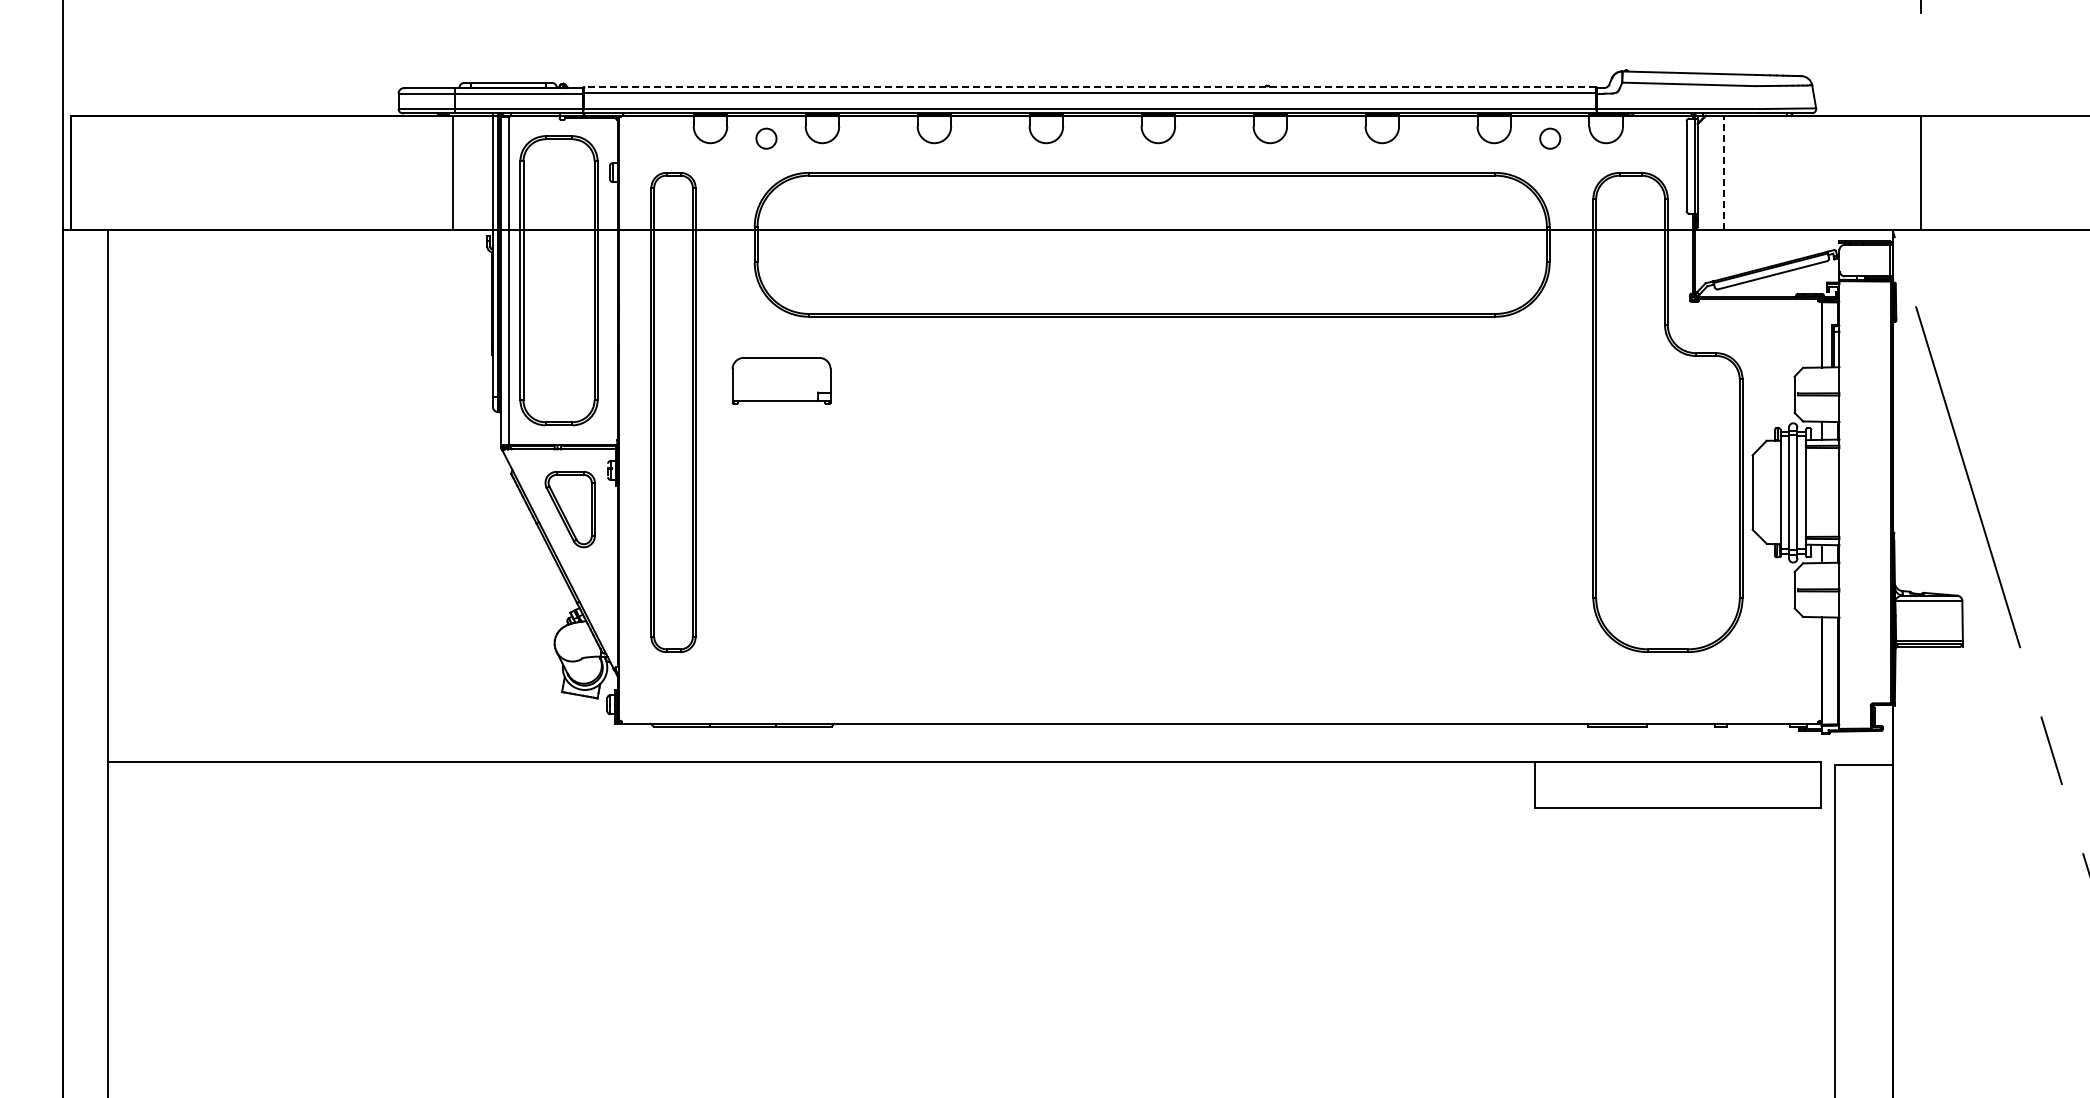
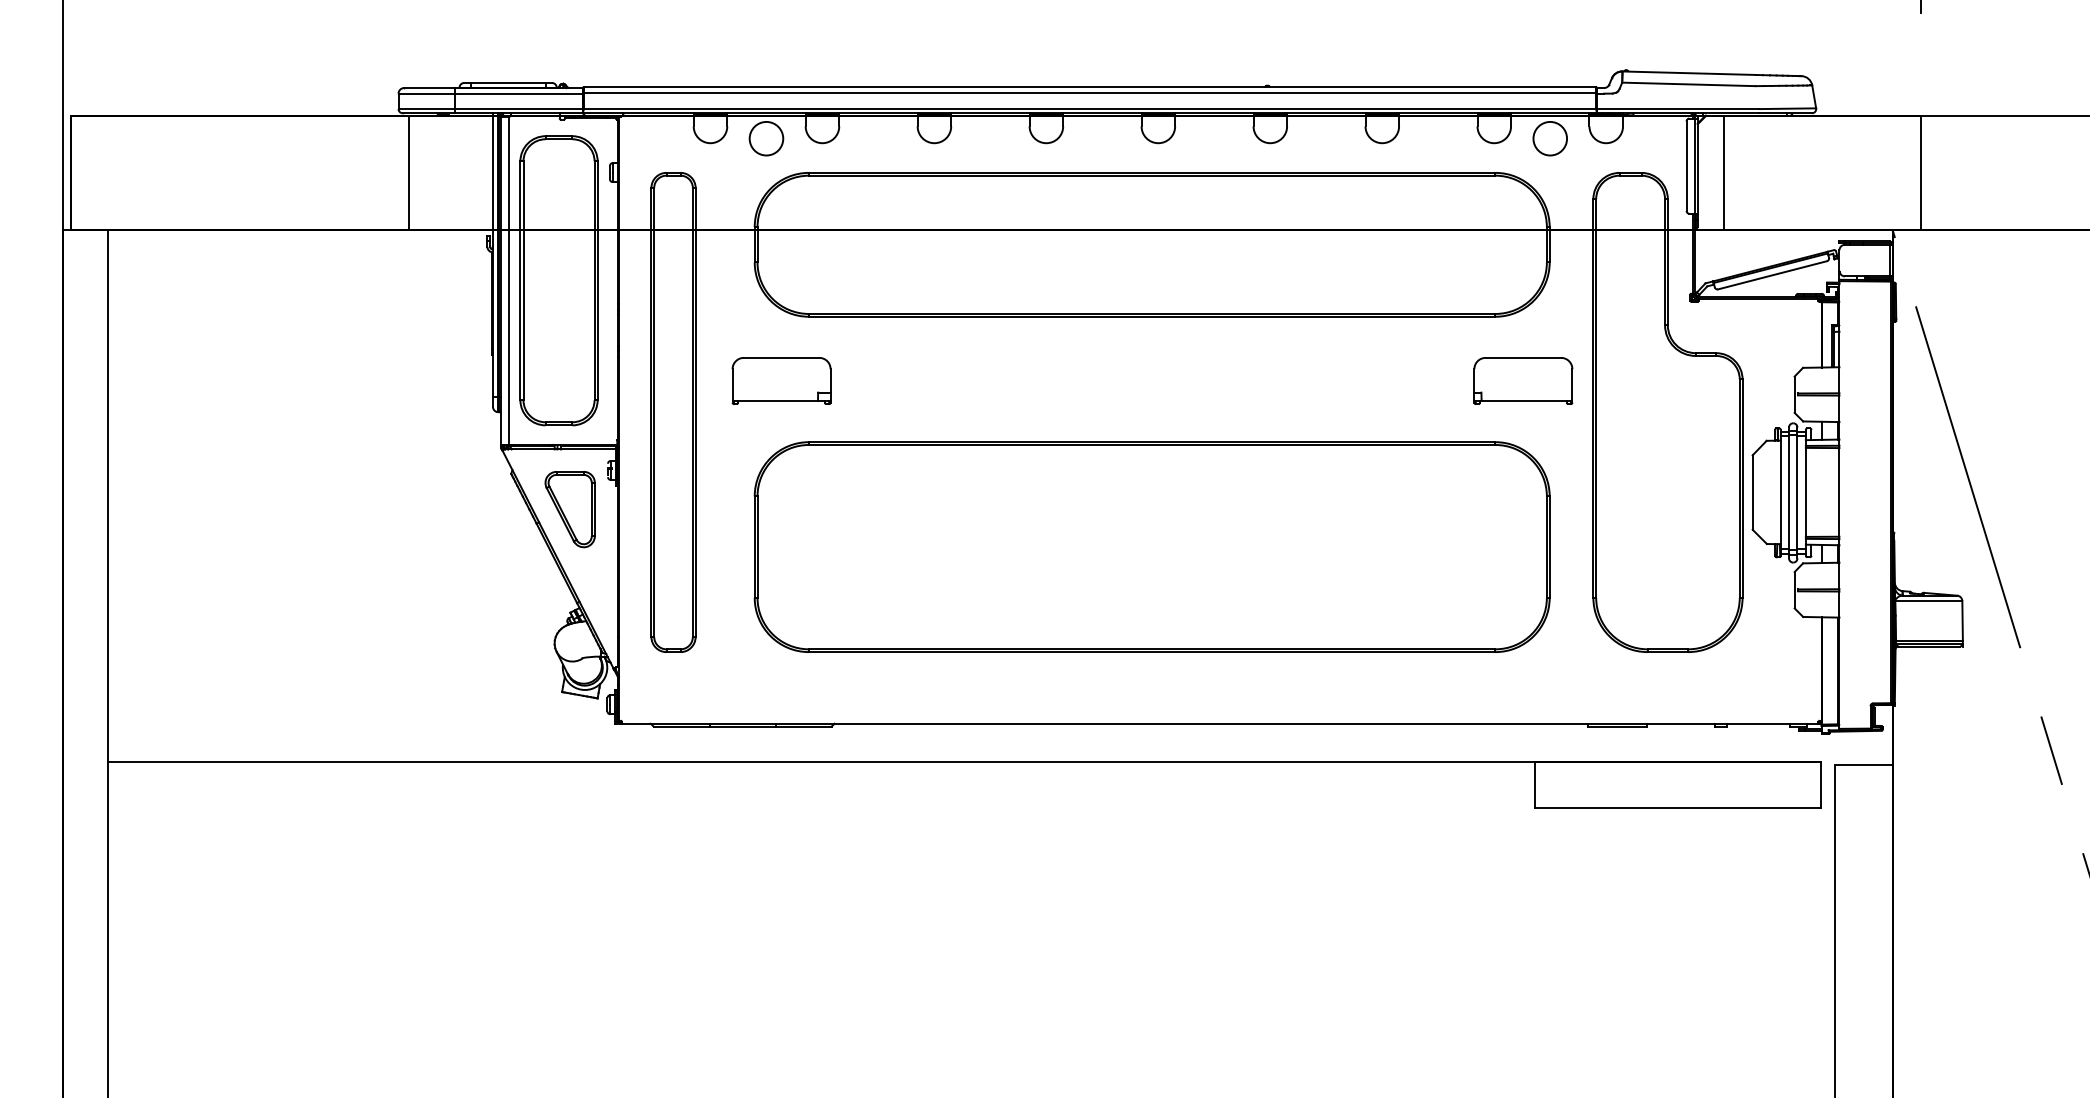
line: dashed -> solid (1089, 86)
circle diameter: 20 px -> 34 px (766, 138)
circle diameter: 20 px -> 34 px (1550, 138)
line position: (452, 172) -> (408, 172) (408, 172)
line: dashed -> solid (1723, 172)
part: none -> present (1523, 380)
part: none -> present (1151, 546)
